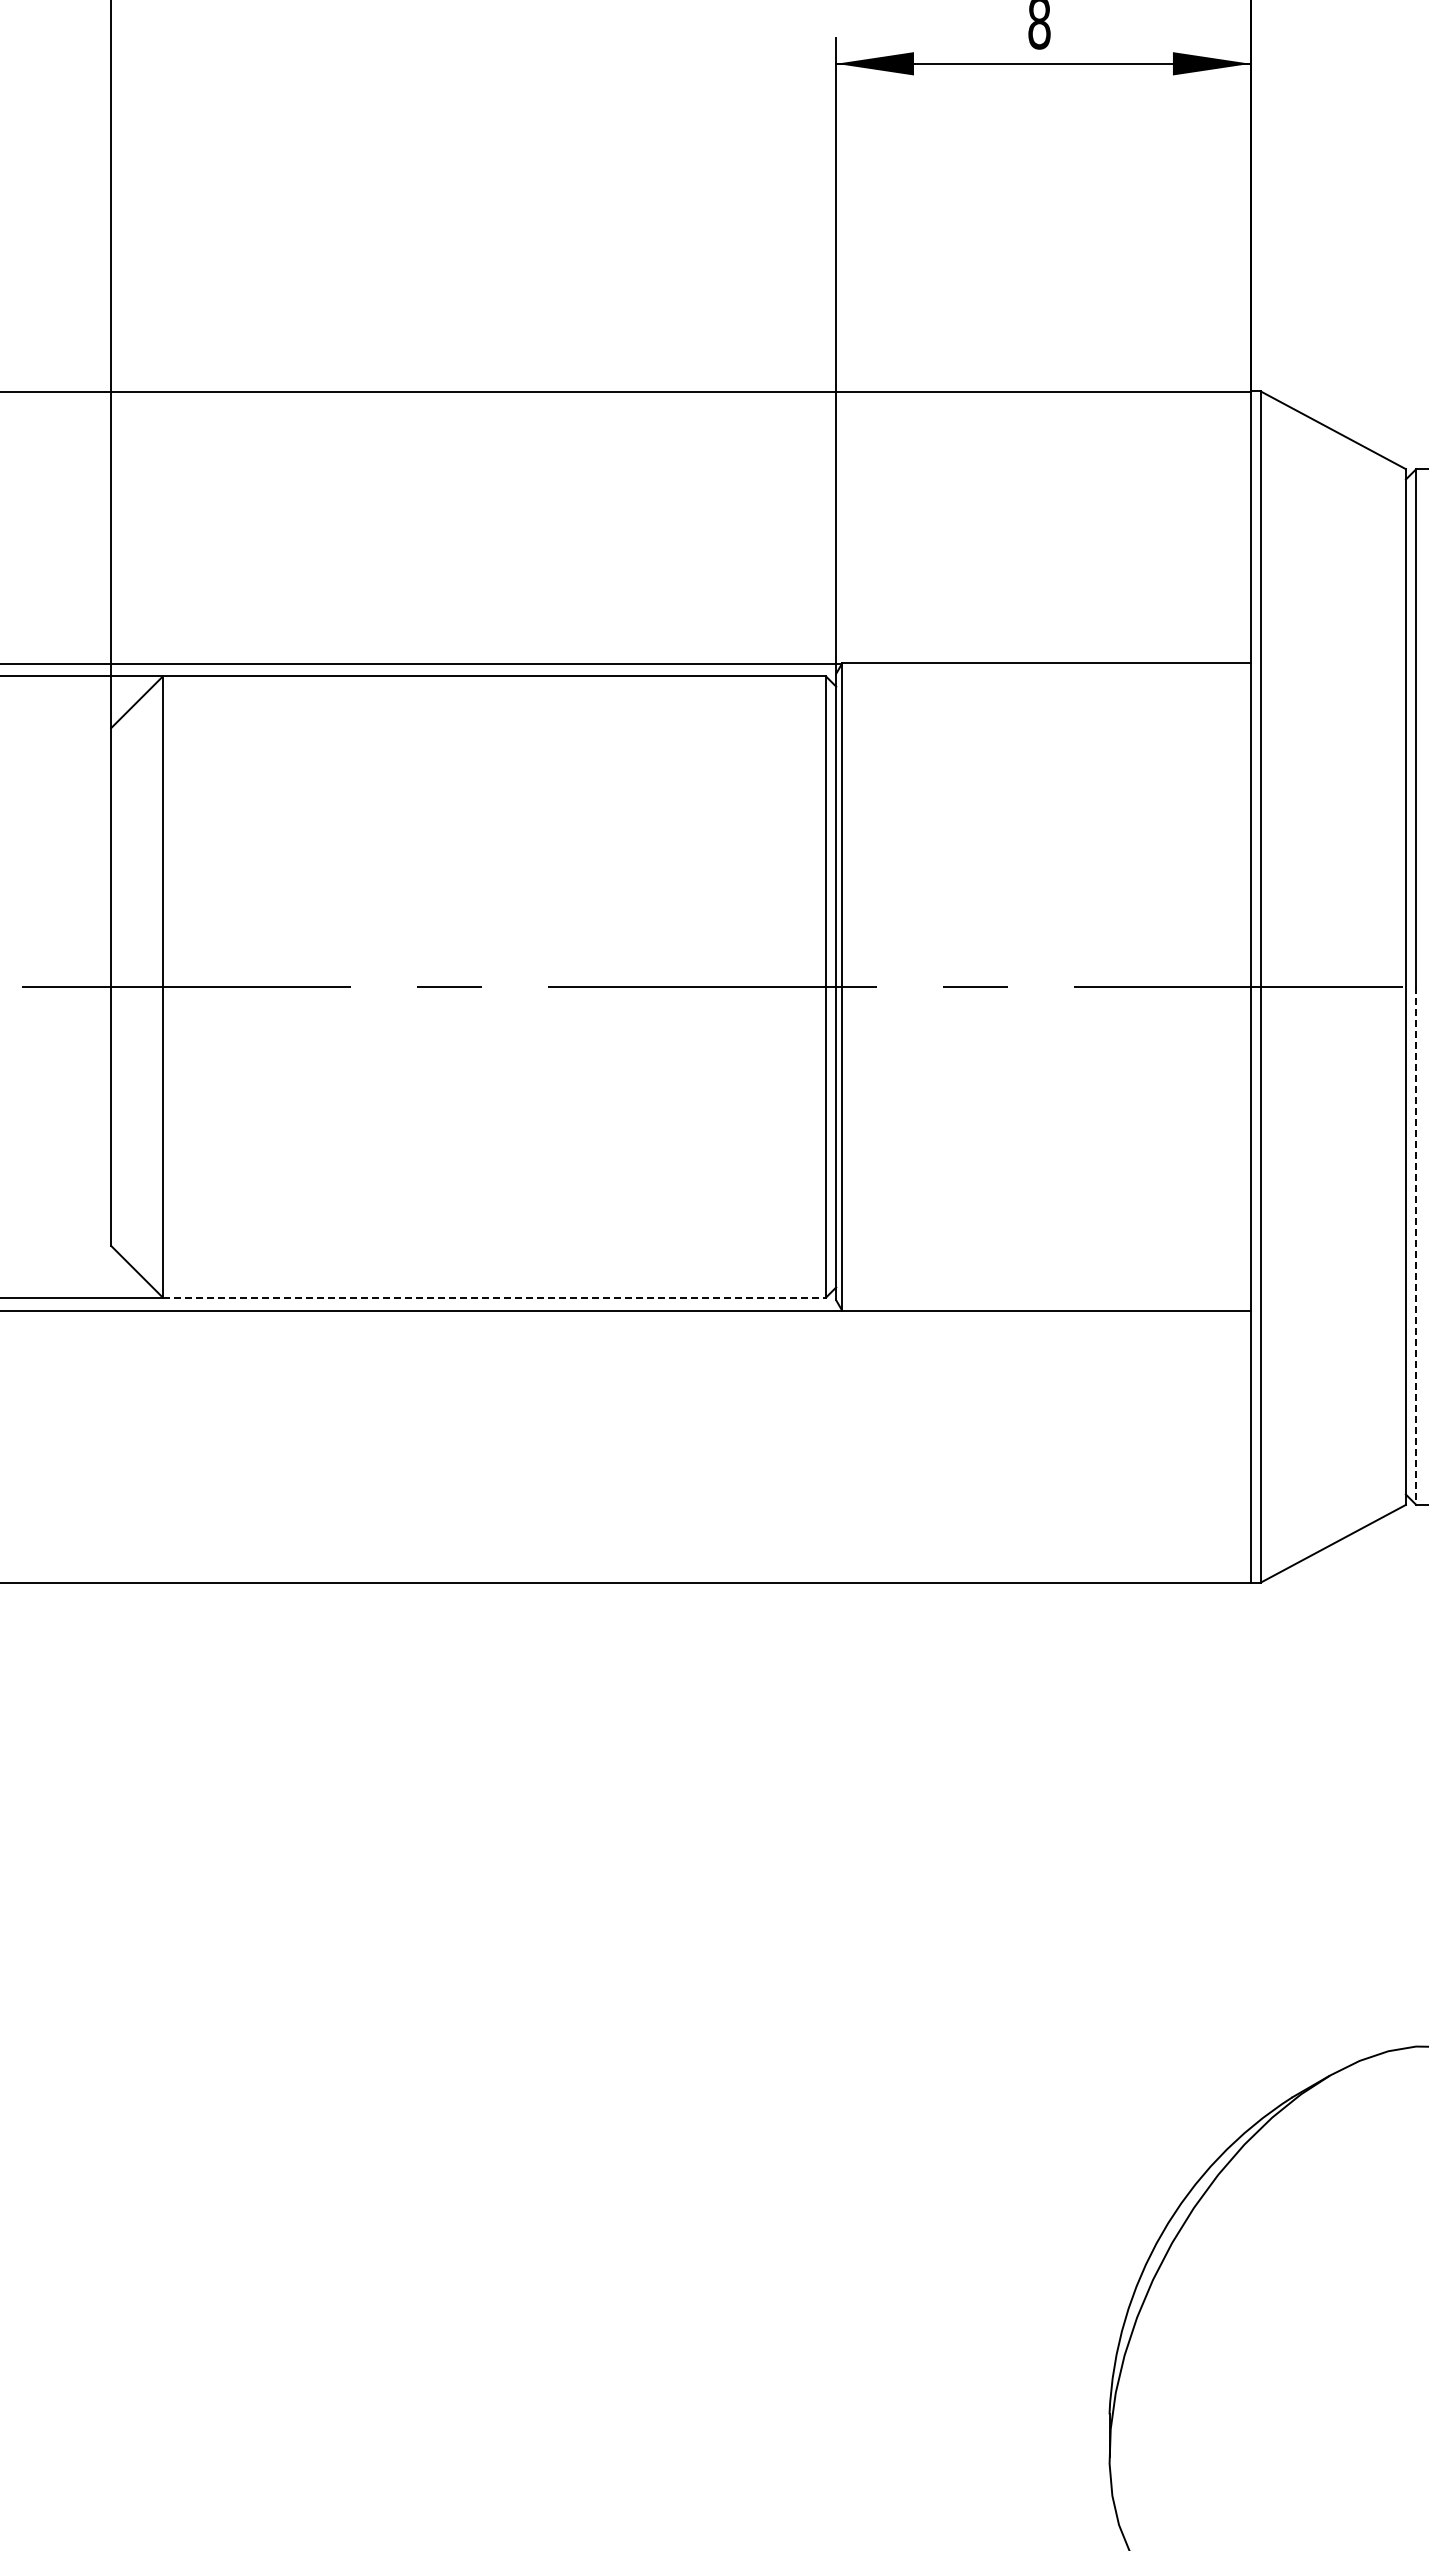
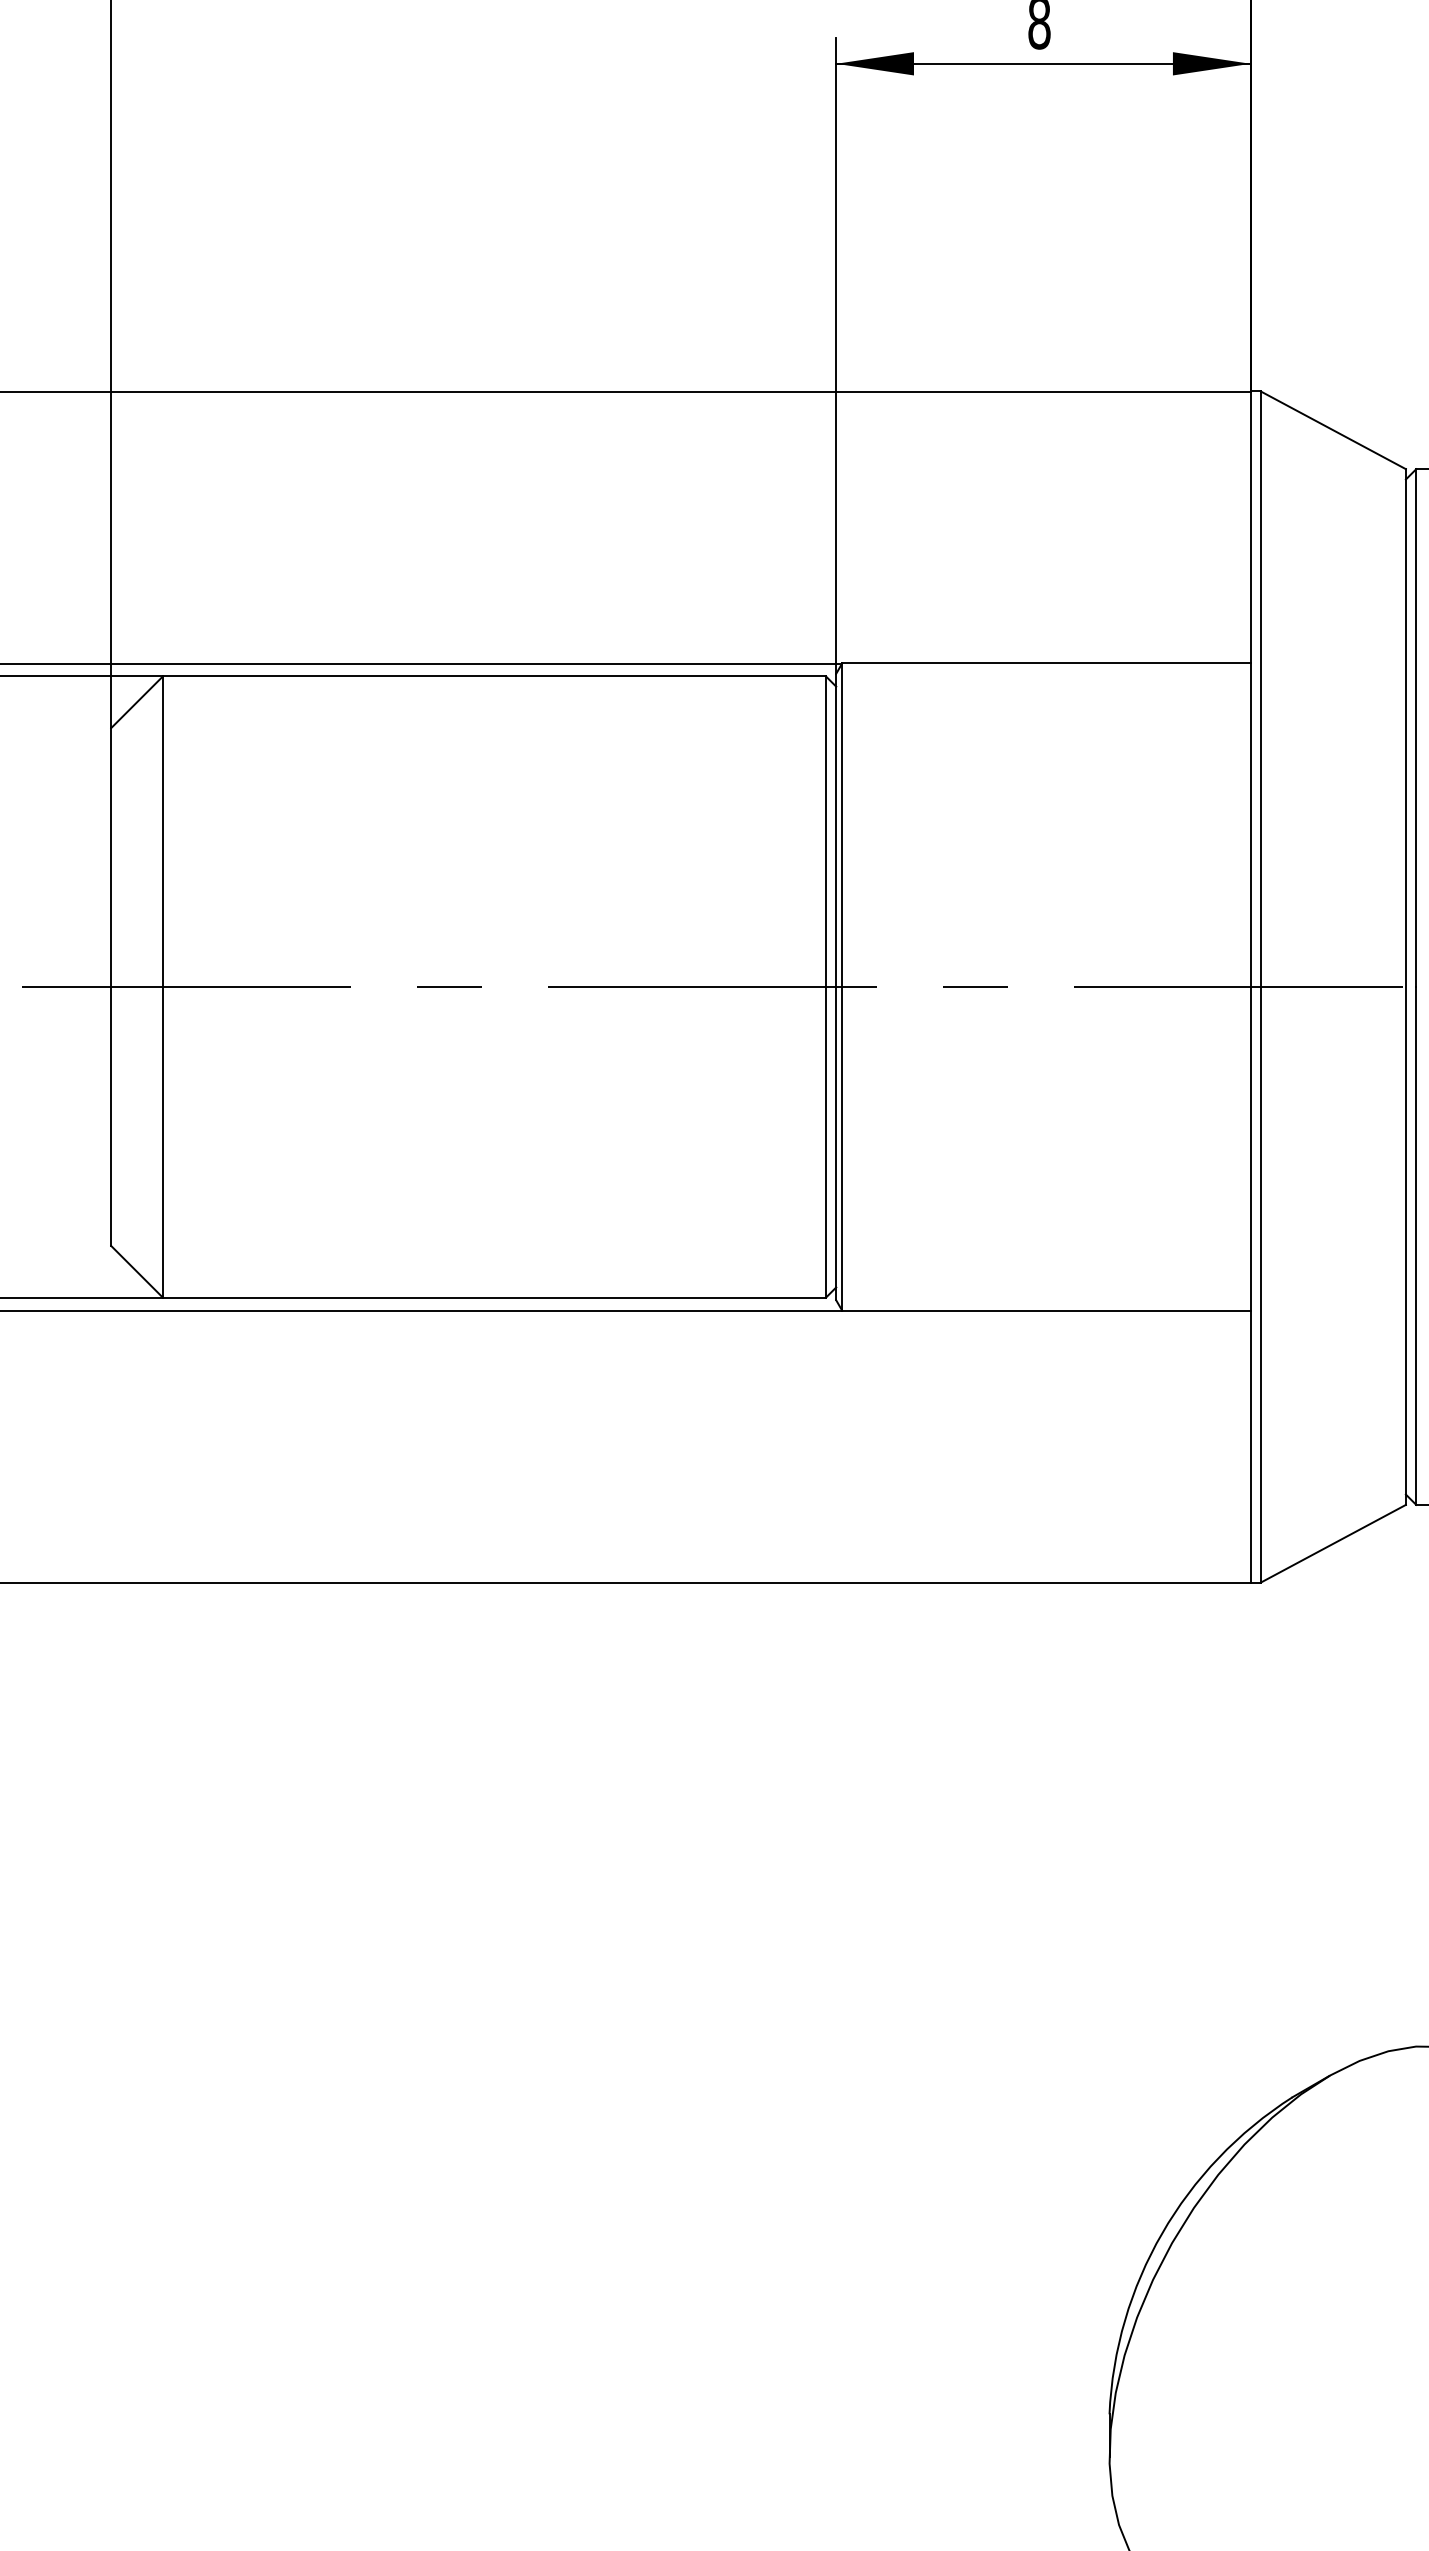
line: dashed -> solid (1416, 1245)
line: dashed -> solid (494, 1297)
